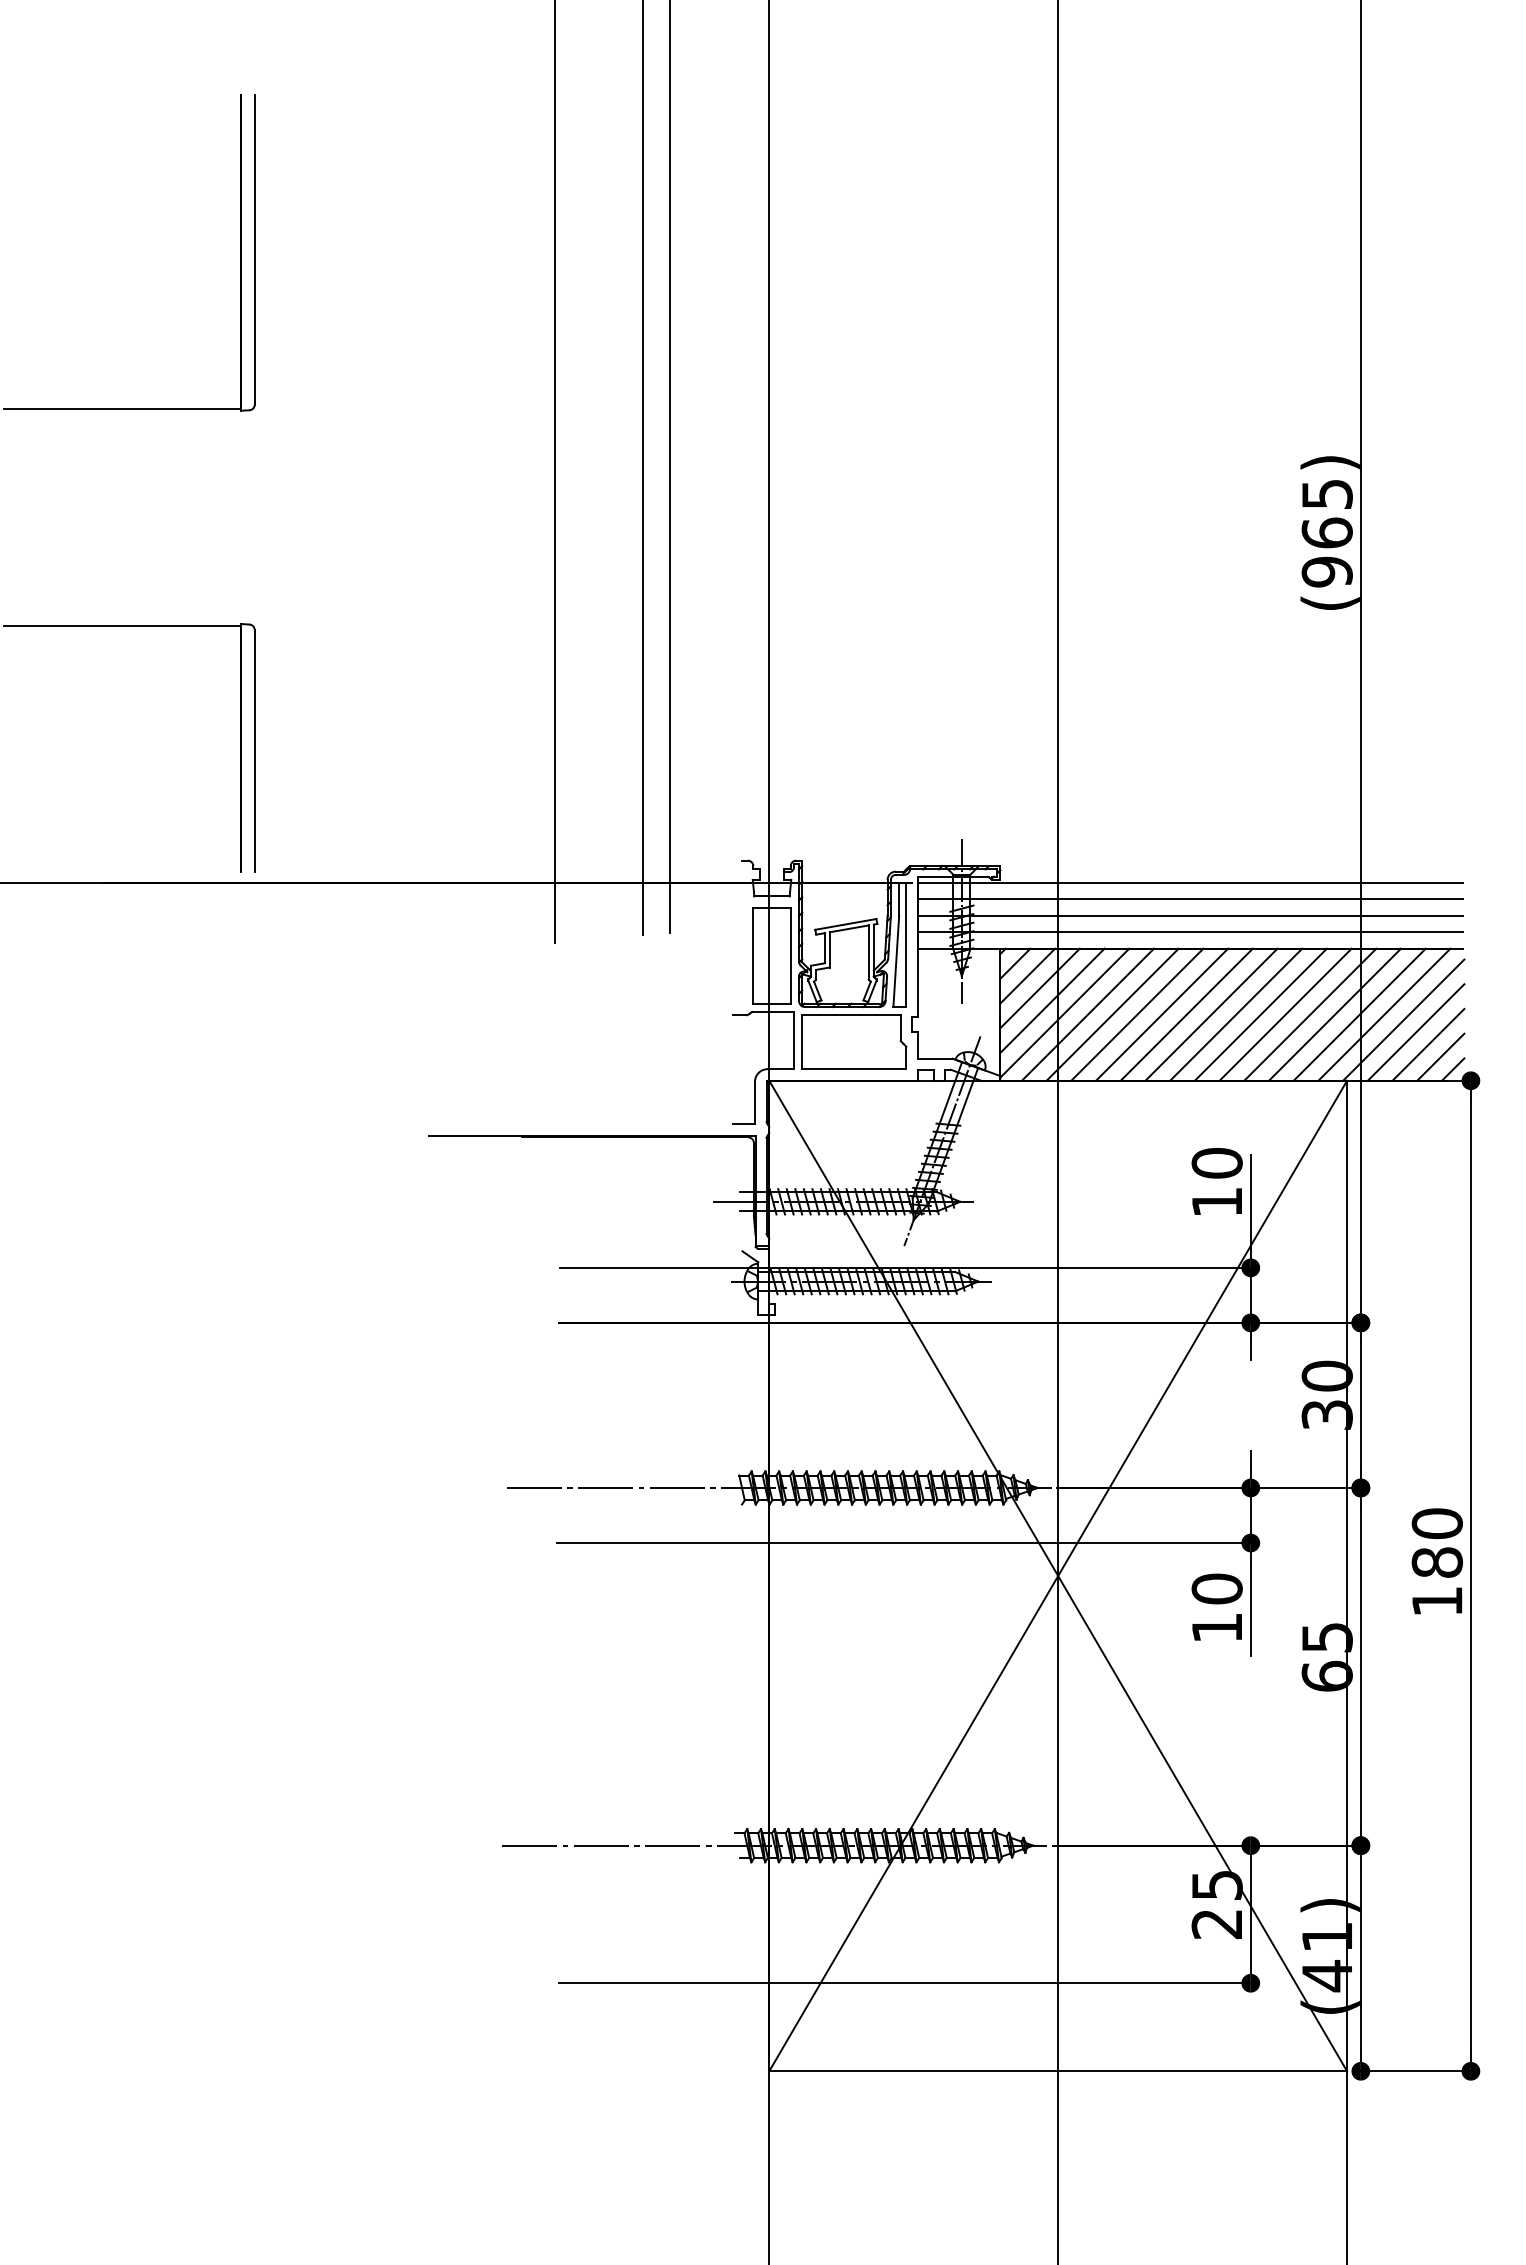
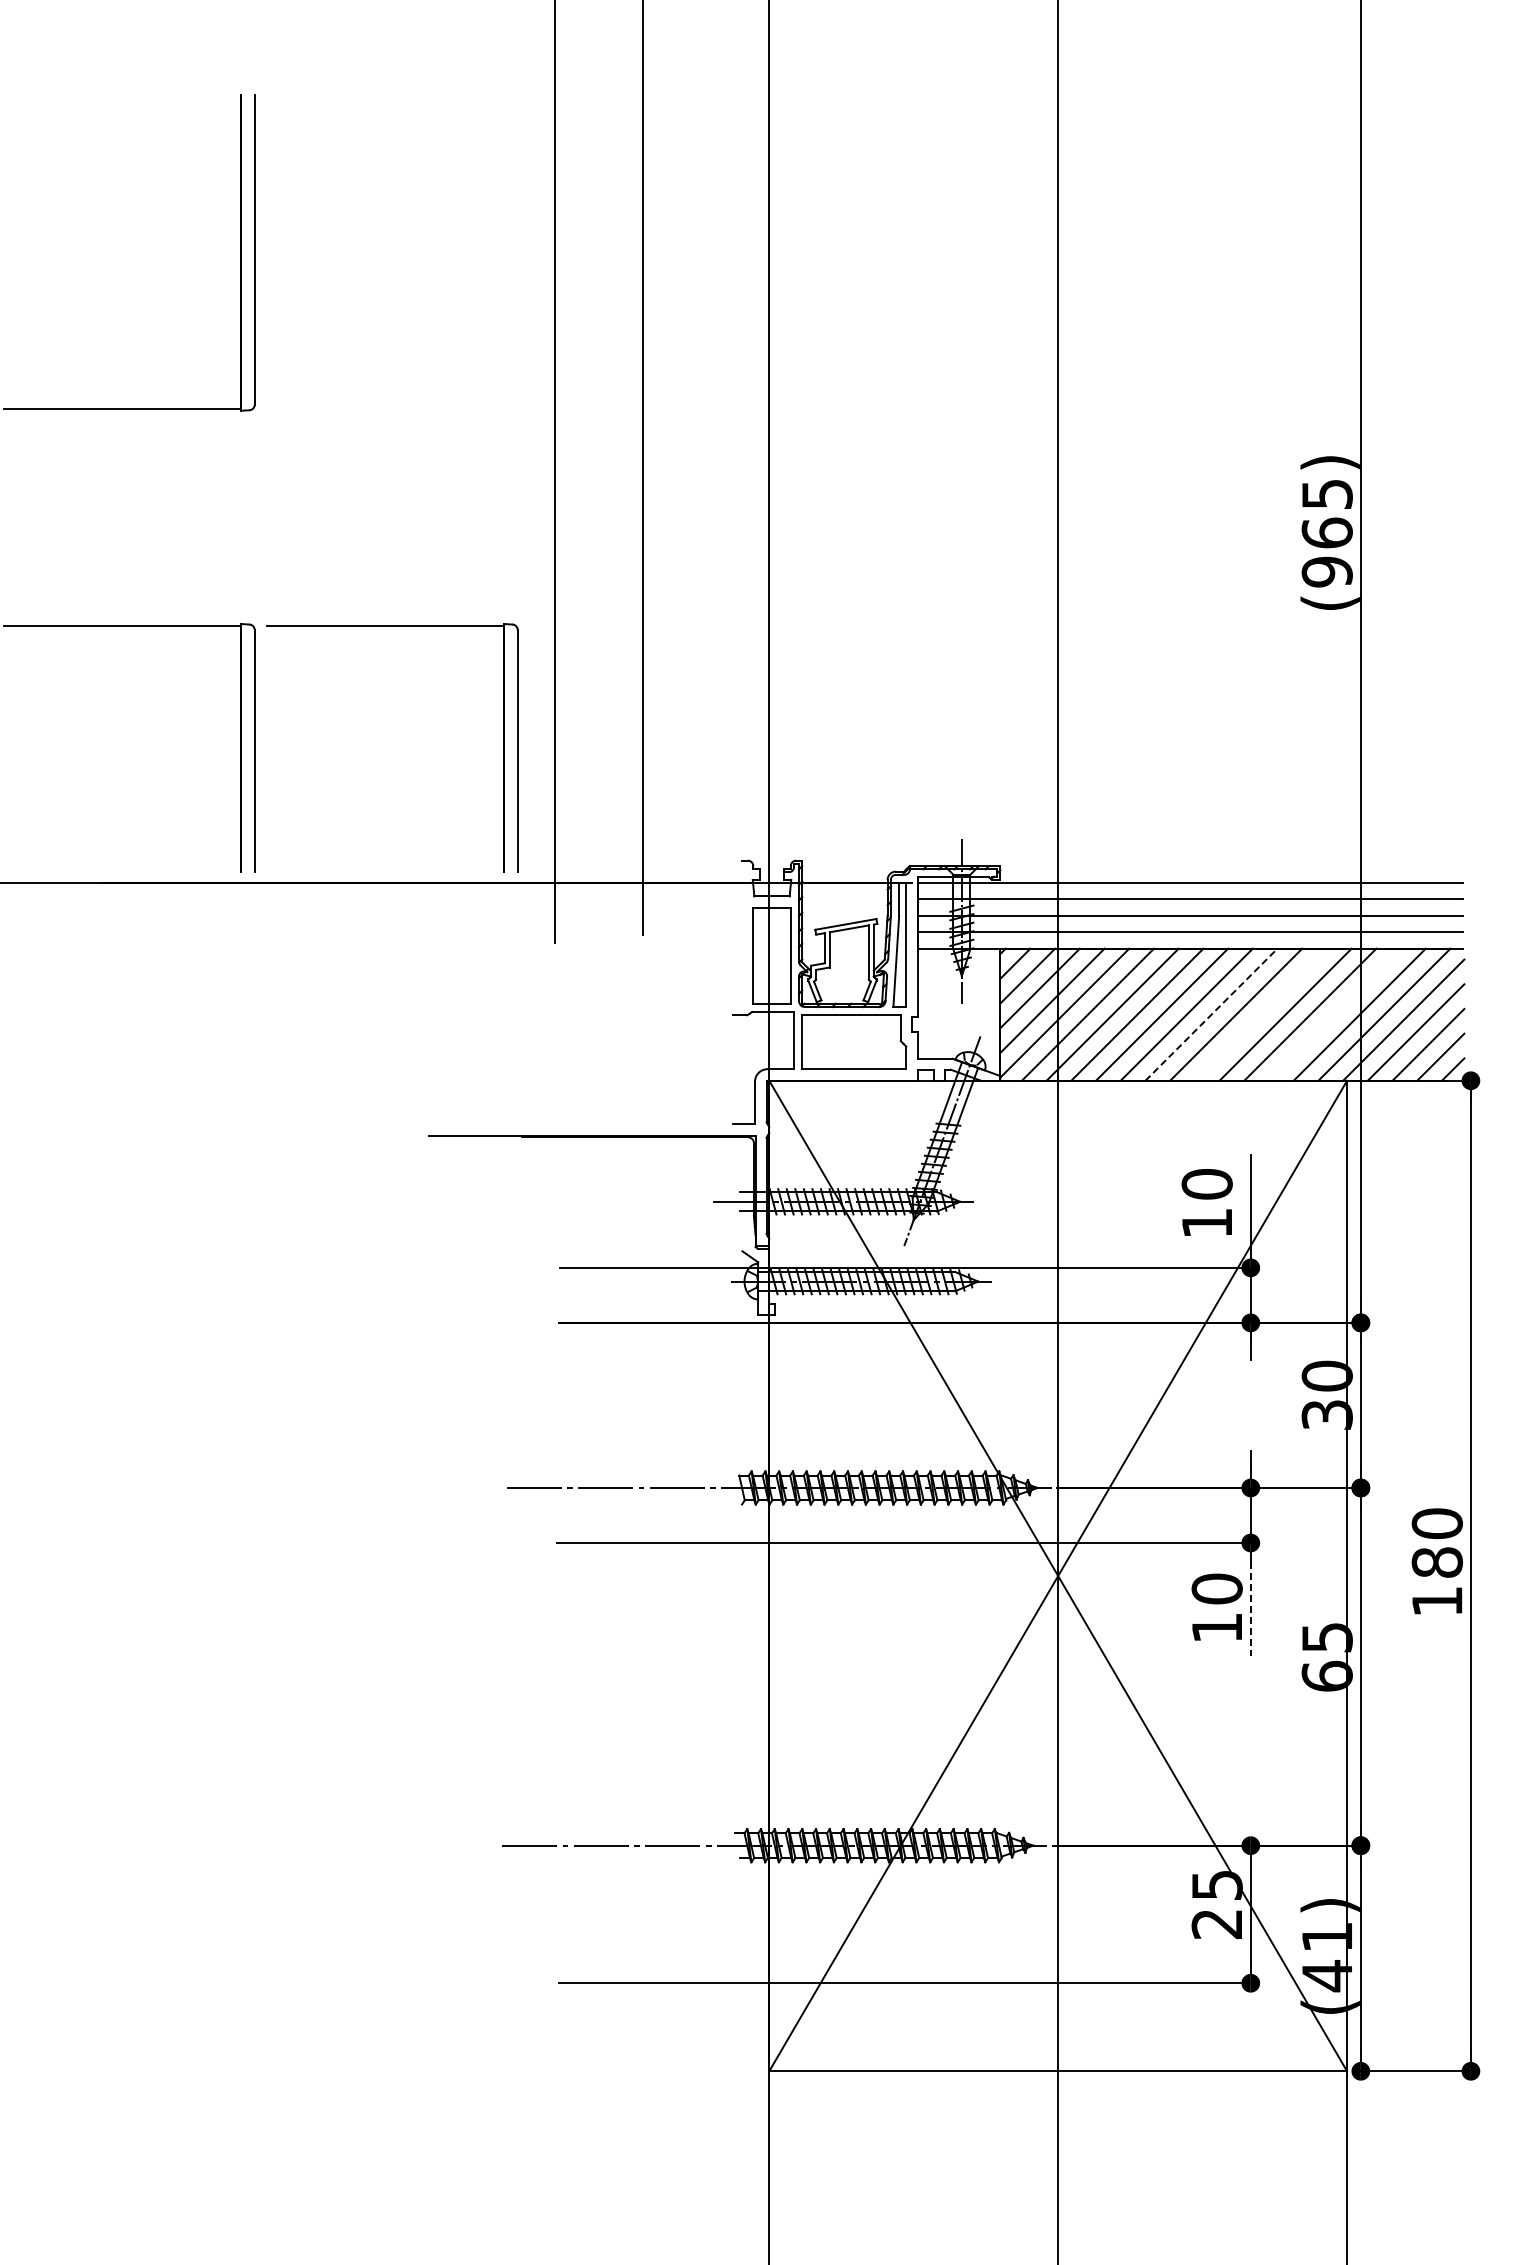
line: present -> none (670, 467)
part: none -> present (503, 747)
line: solid -> dashed (1211, 1014)
line: present -> none (1260, 1014)
line: present -> none (1335, 1014)
text position: (1216, 1181) -> (1206, 1202) (1206, 1202)
line: solid -> dashed (1250, 1609)
